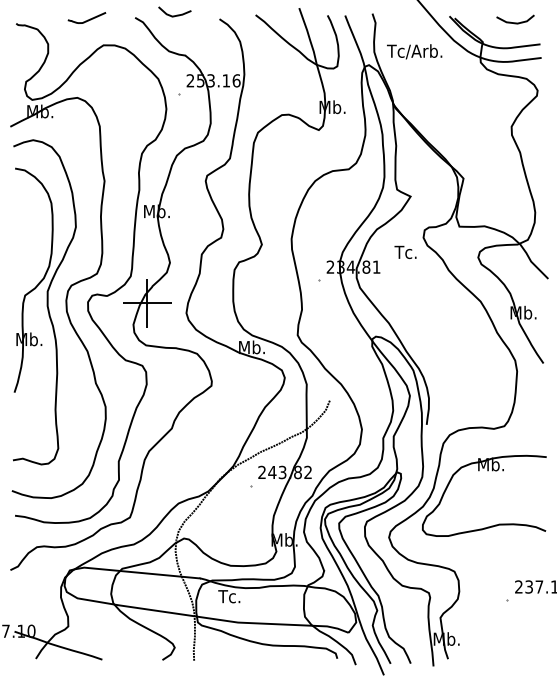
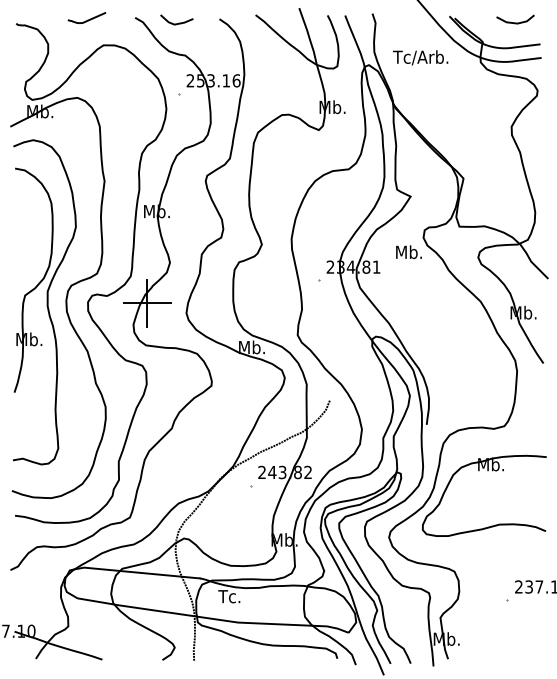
line position: (176, 14) -> (178, 22) (178, 22)
text position: (414, 51) -> (420, 57) (420, 57)
text: Tc. -> Mb. (407, 252)
